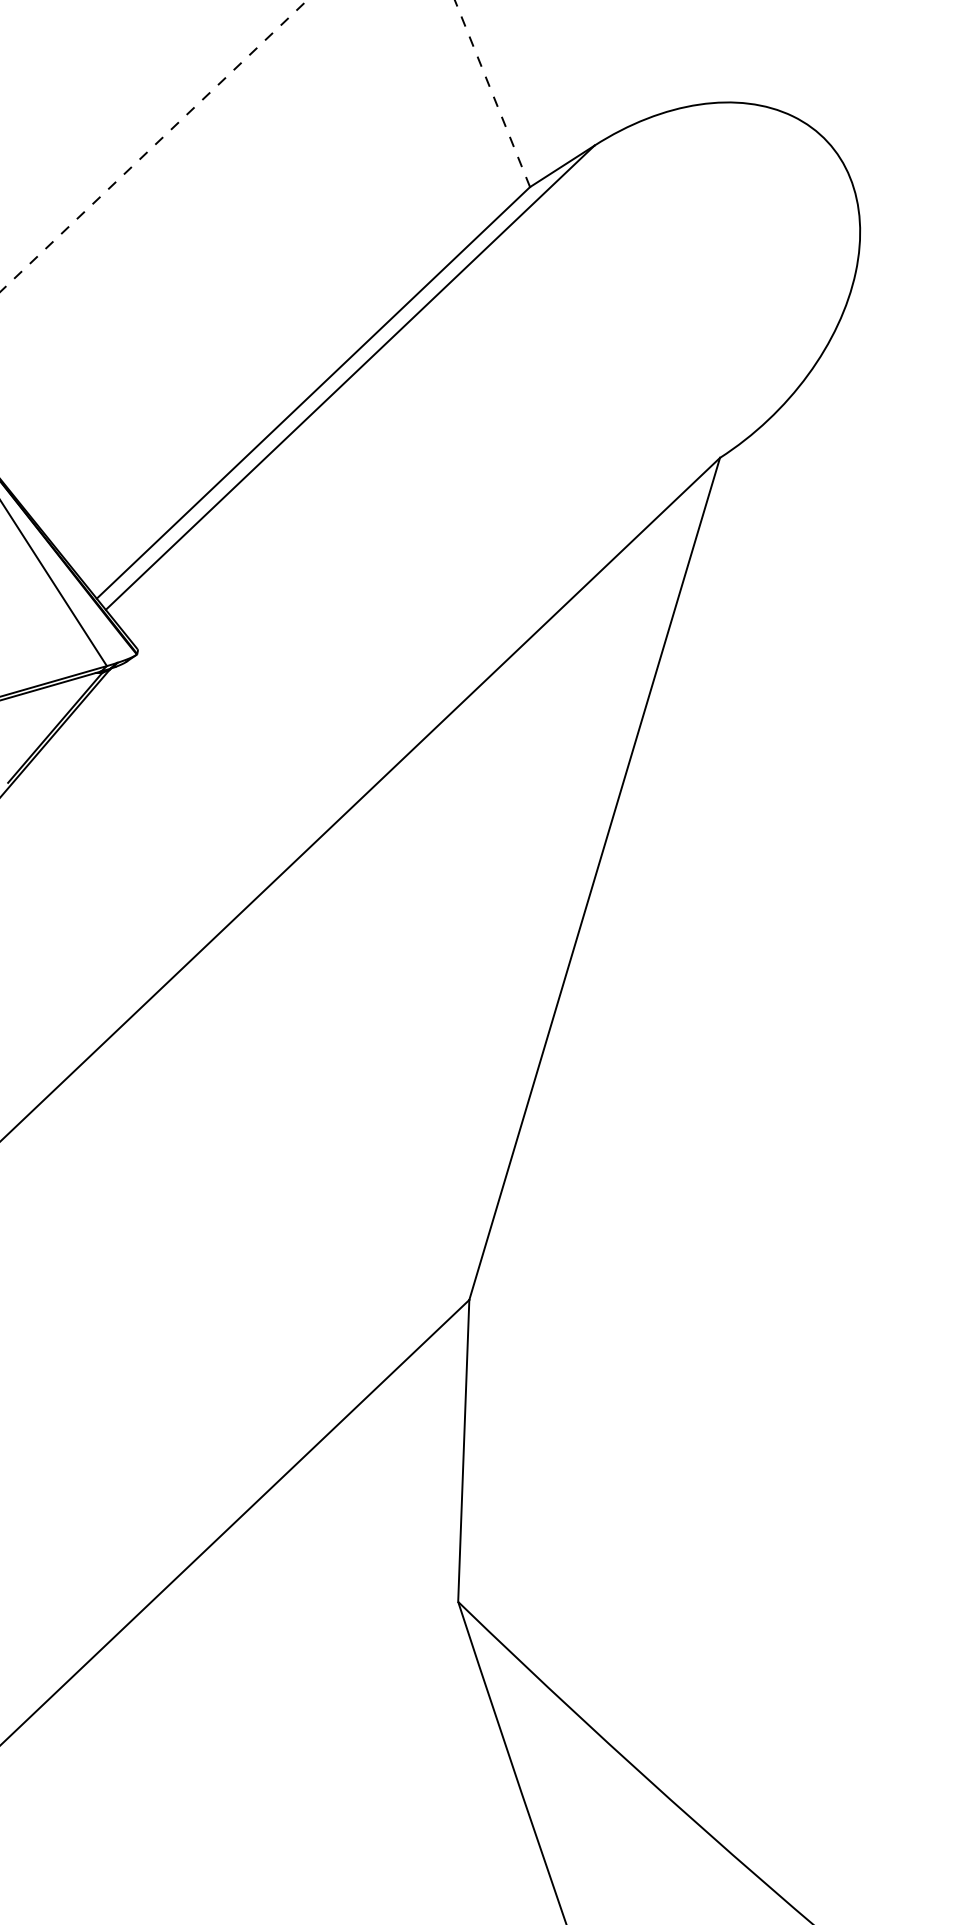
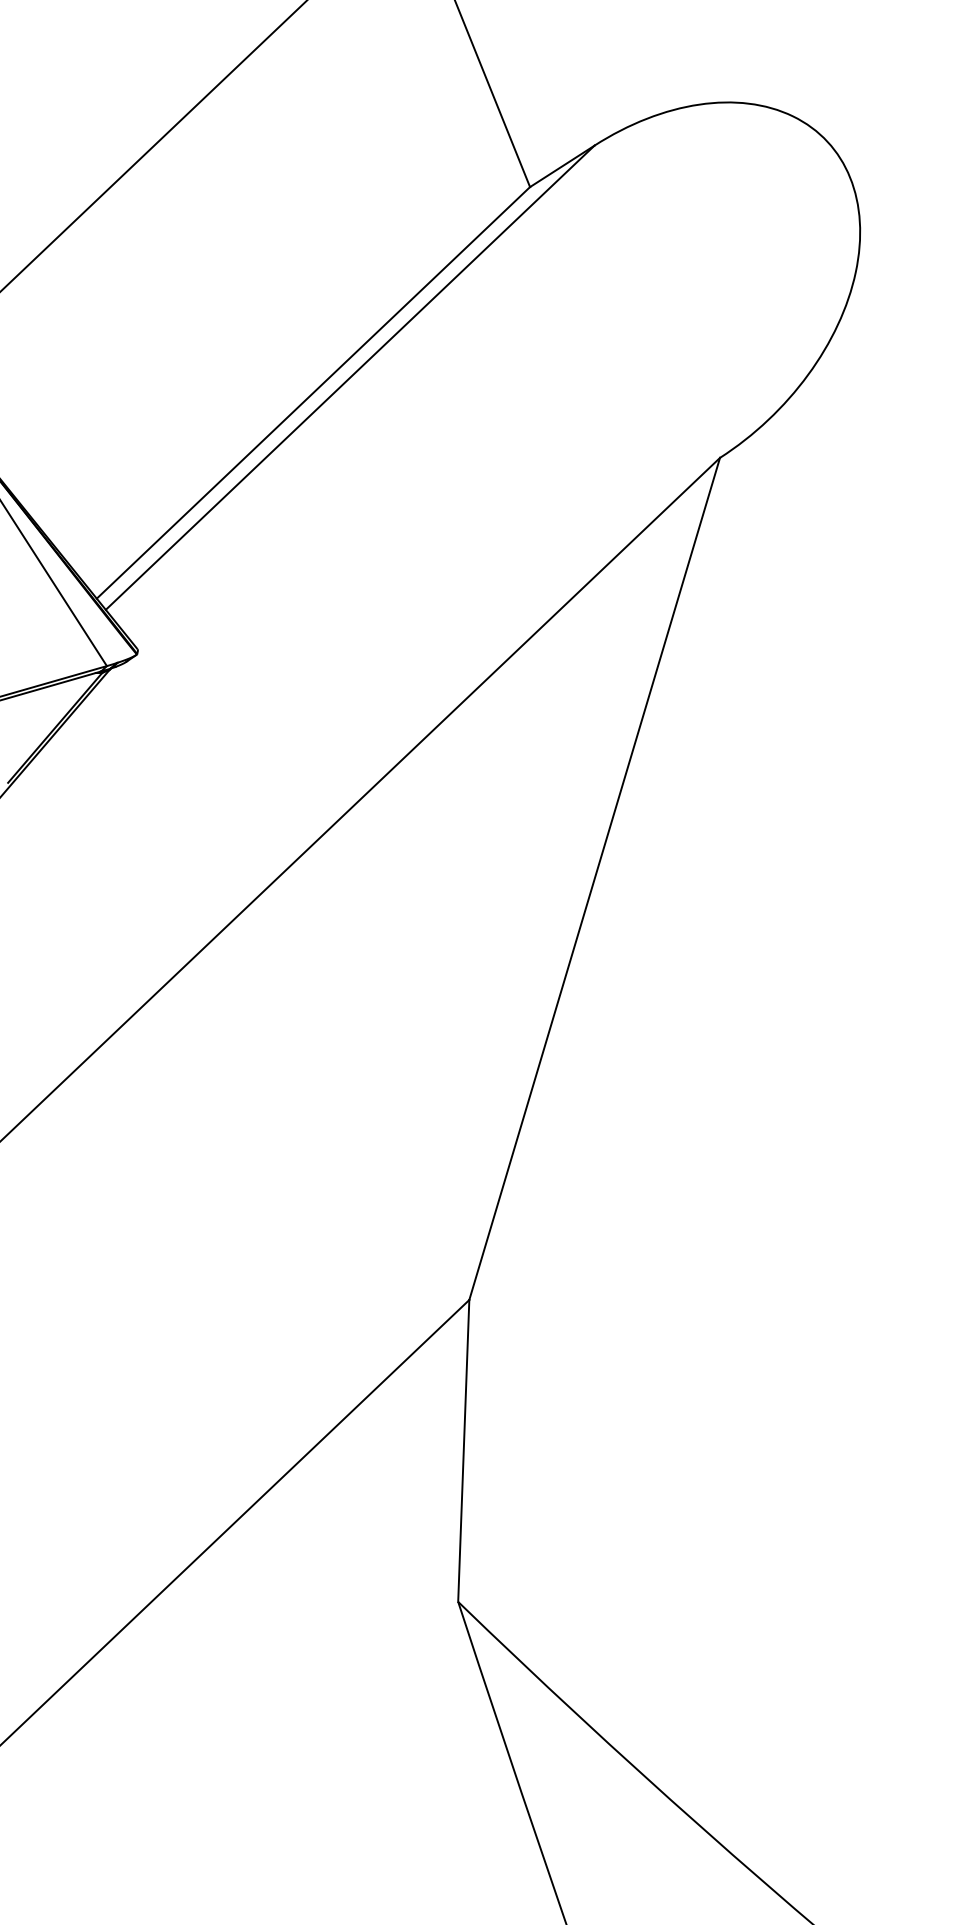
line: dashed -> solid (492, 93)
line: dashed -> solid (153, 146)
